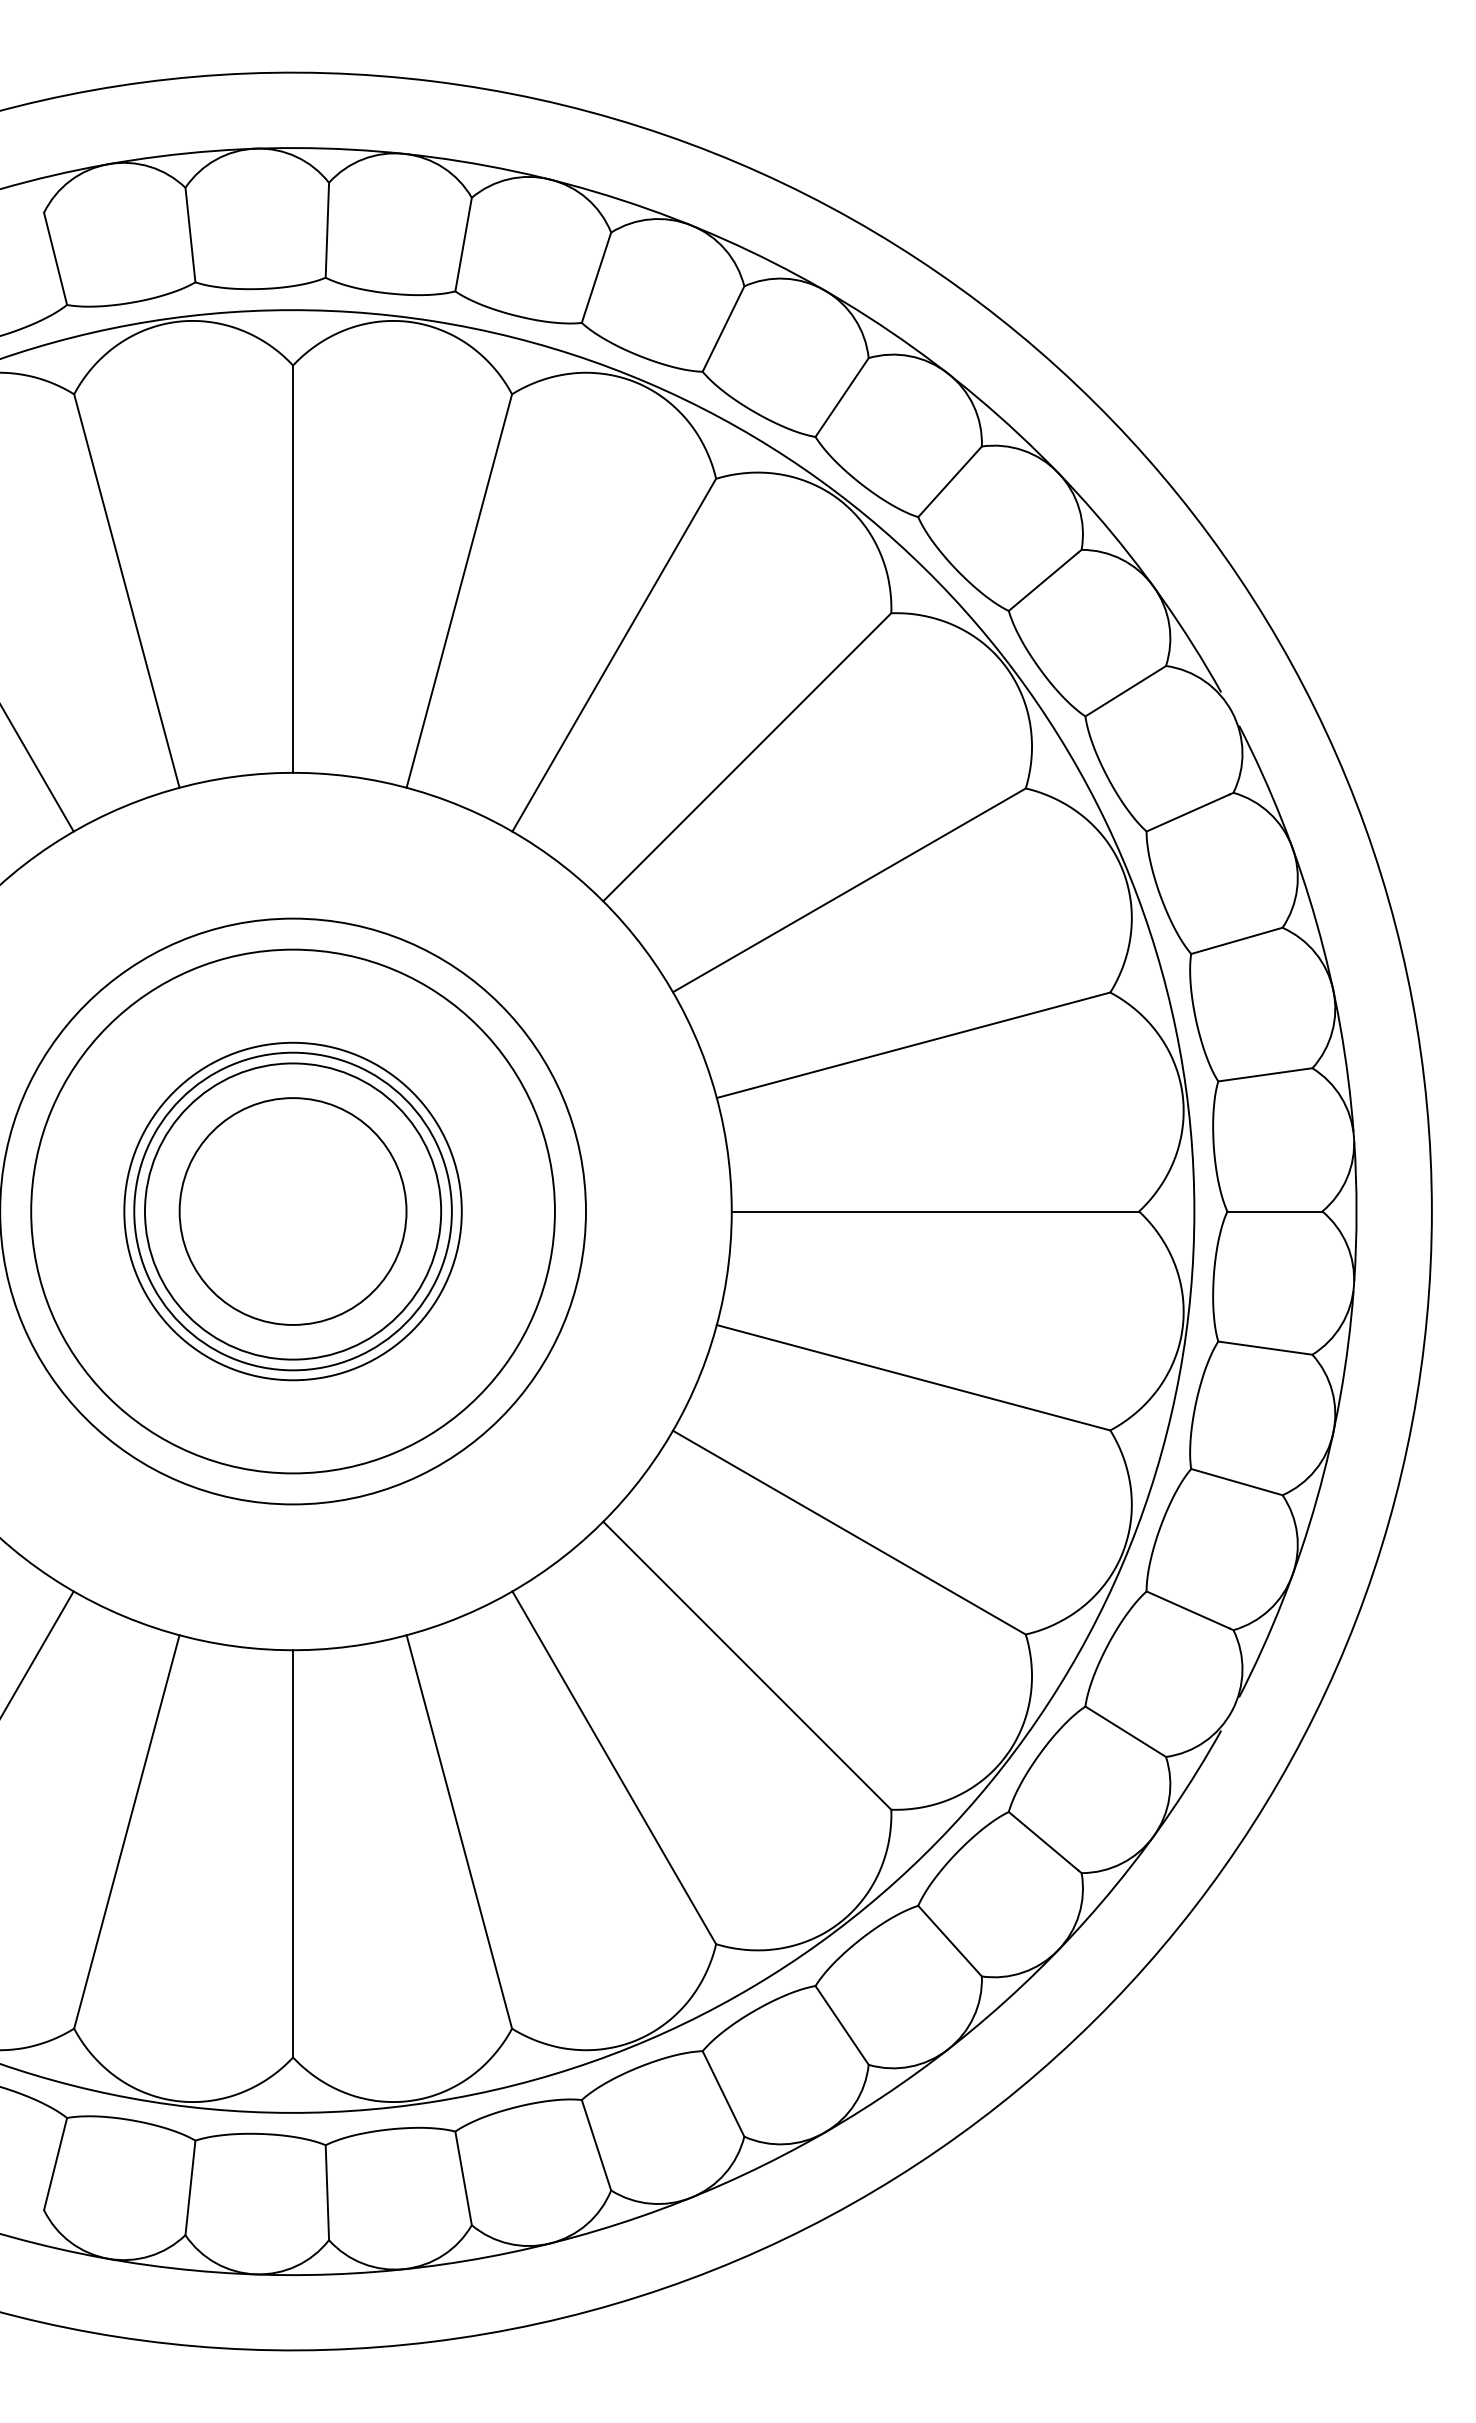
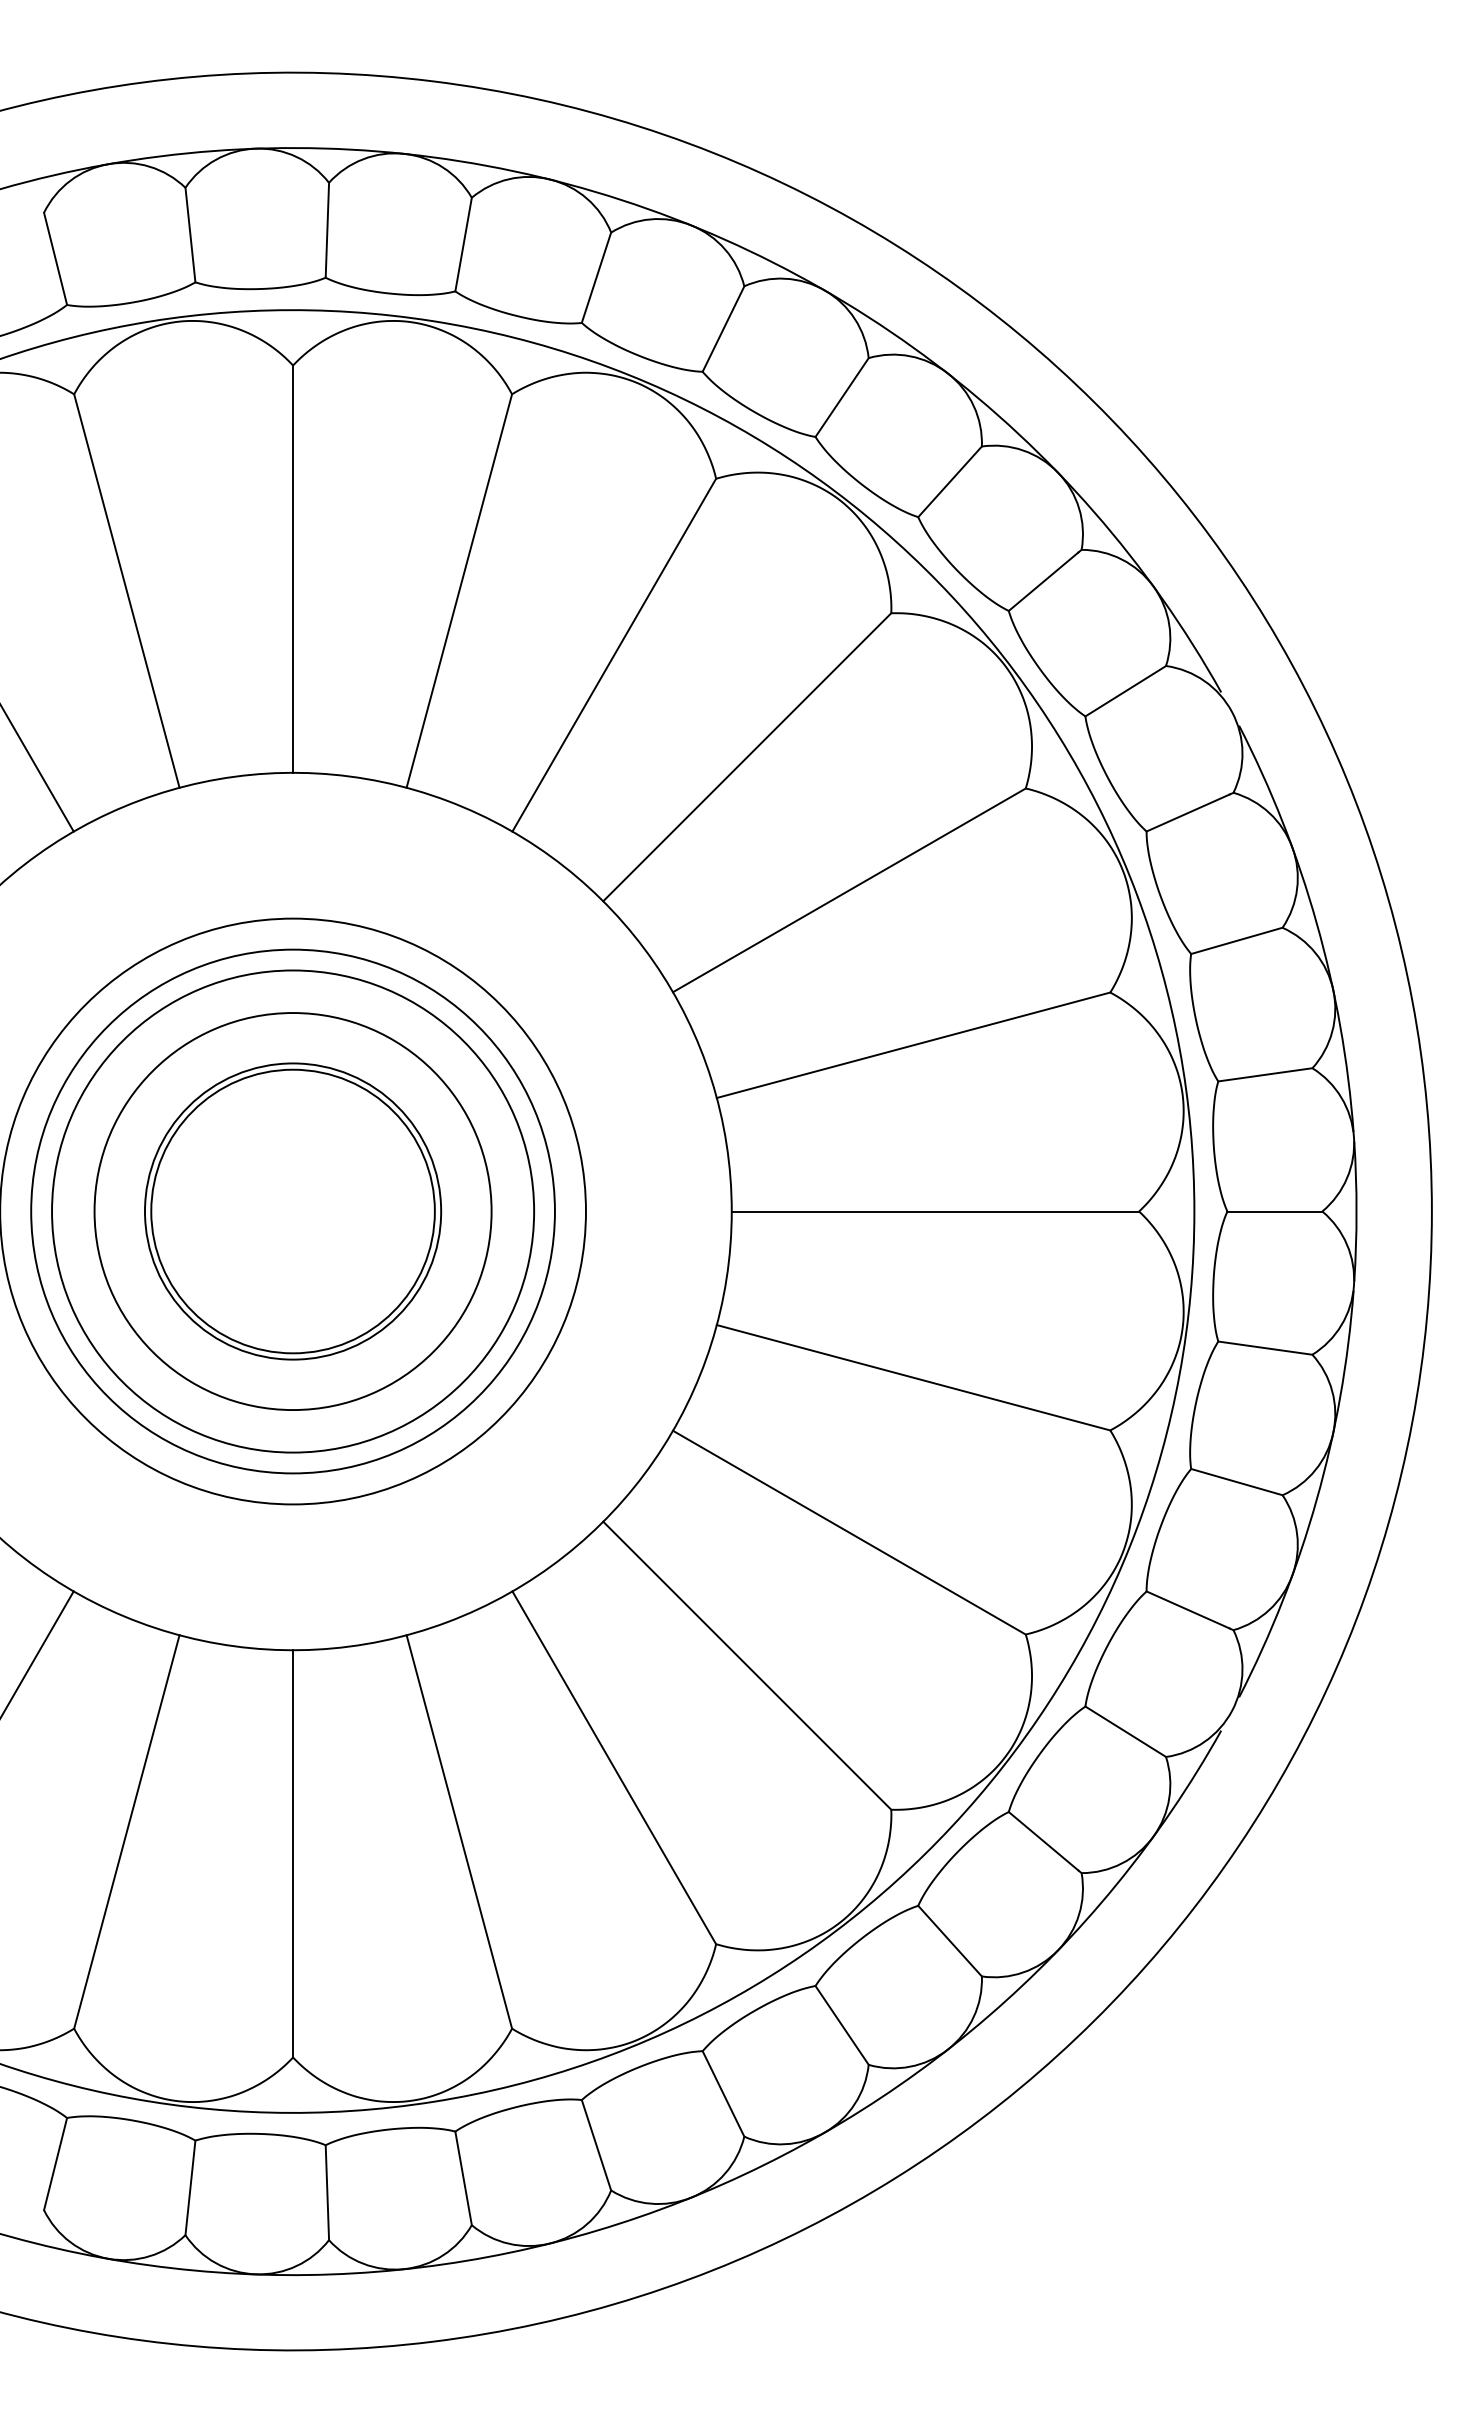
circle diameter: 227 px -> 284 px (292, 1211)
circle diameter: 318 px -> 397 px (292, 1211)
circle diameter: 337 px -> 482 px (293, 1211)
